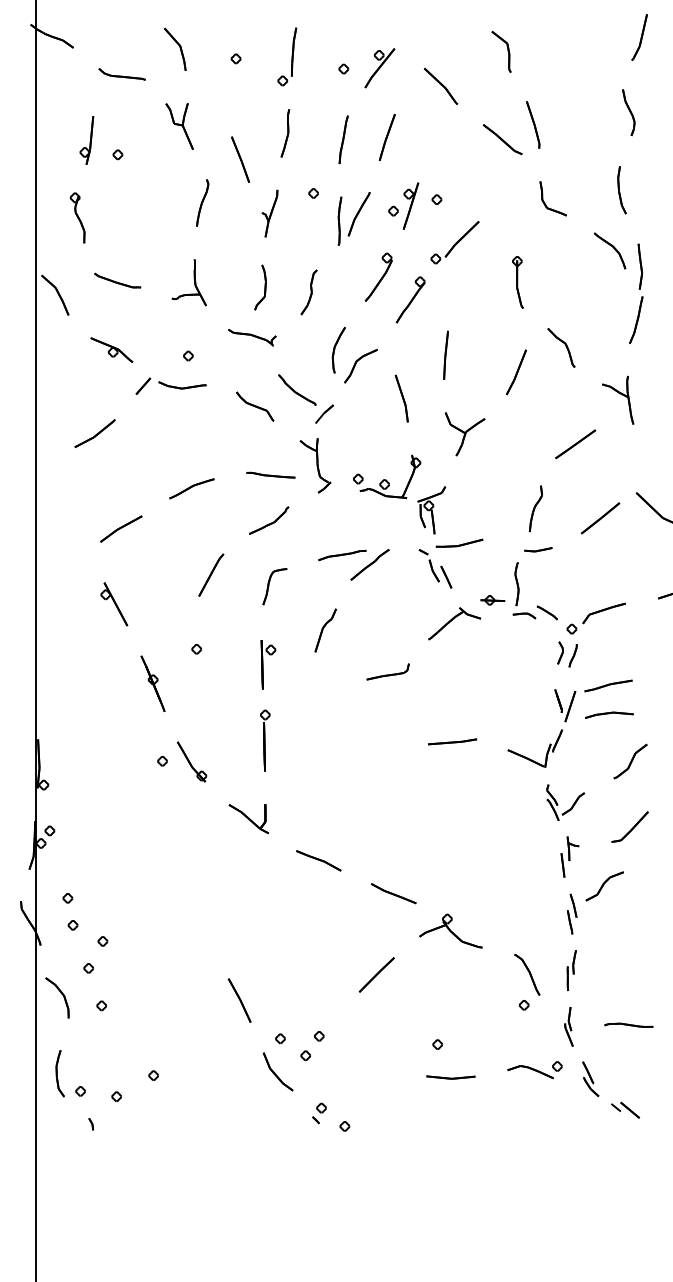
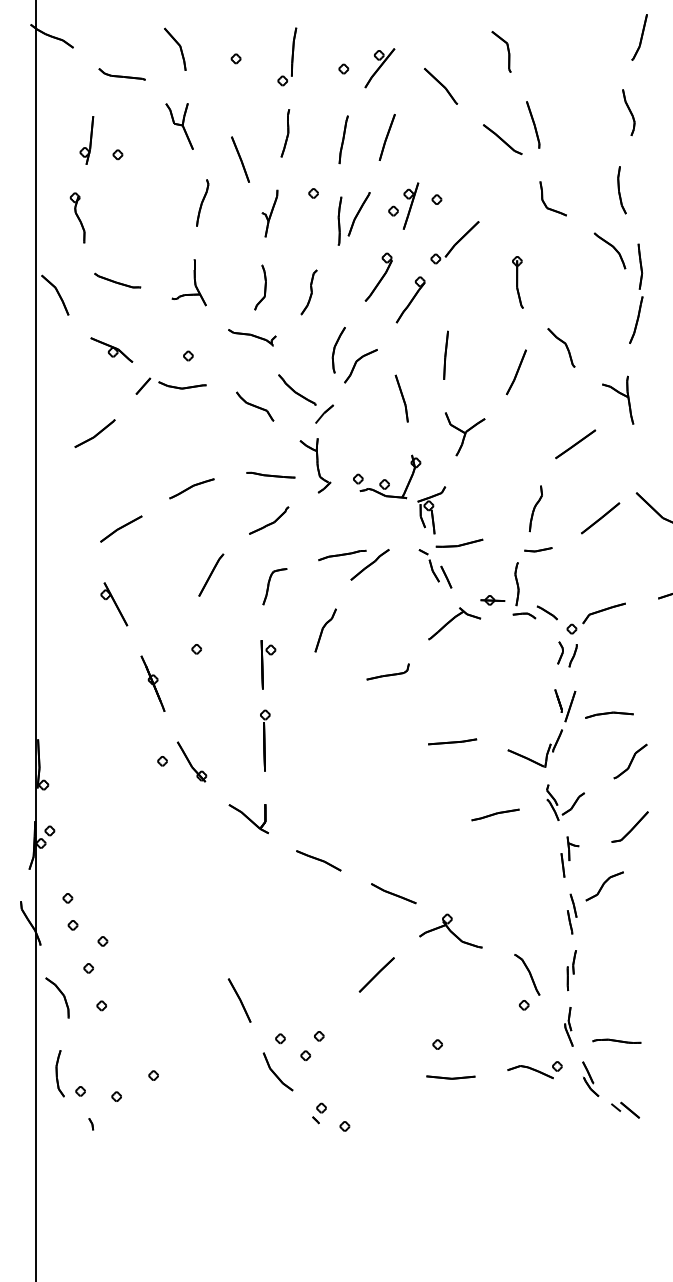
part position: (608, 685) -> (495, 814) (495, 814)
part position: (628, 1024) -> (616, 1040) (616, 1040)
